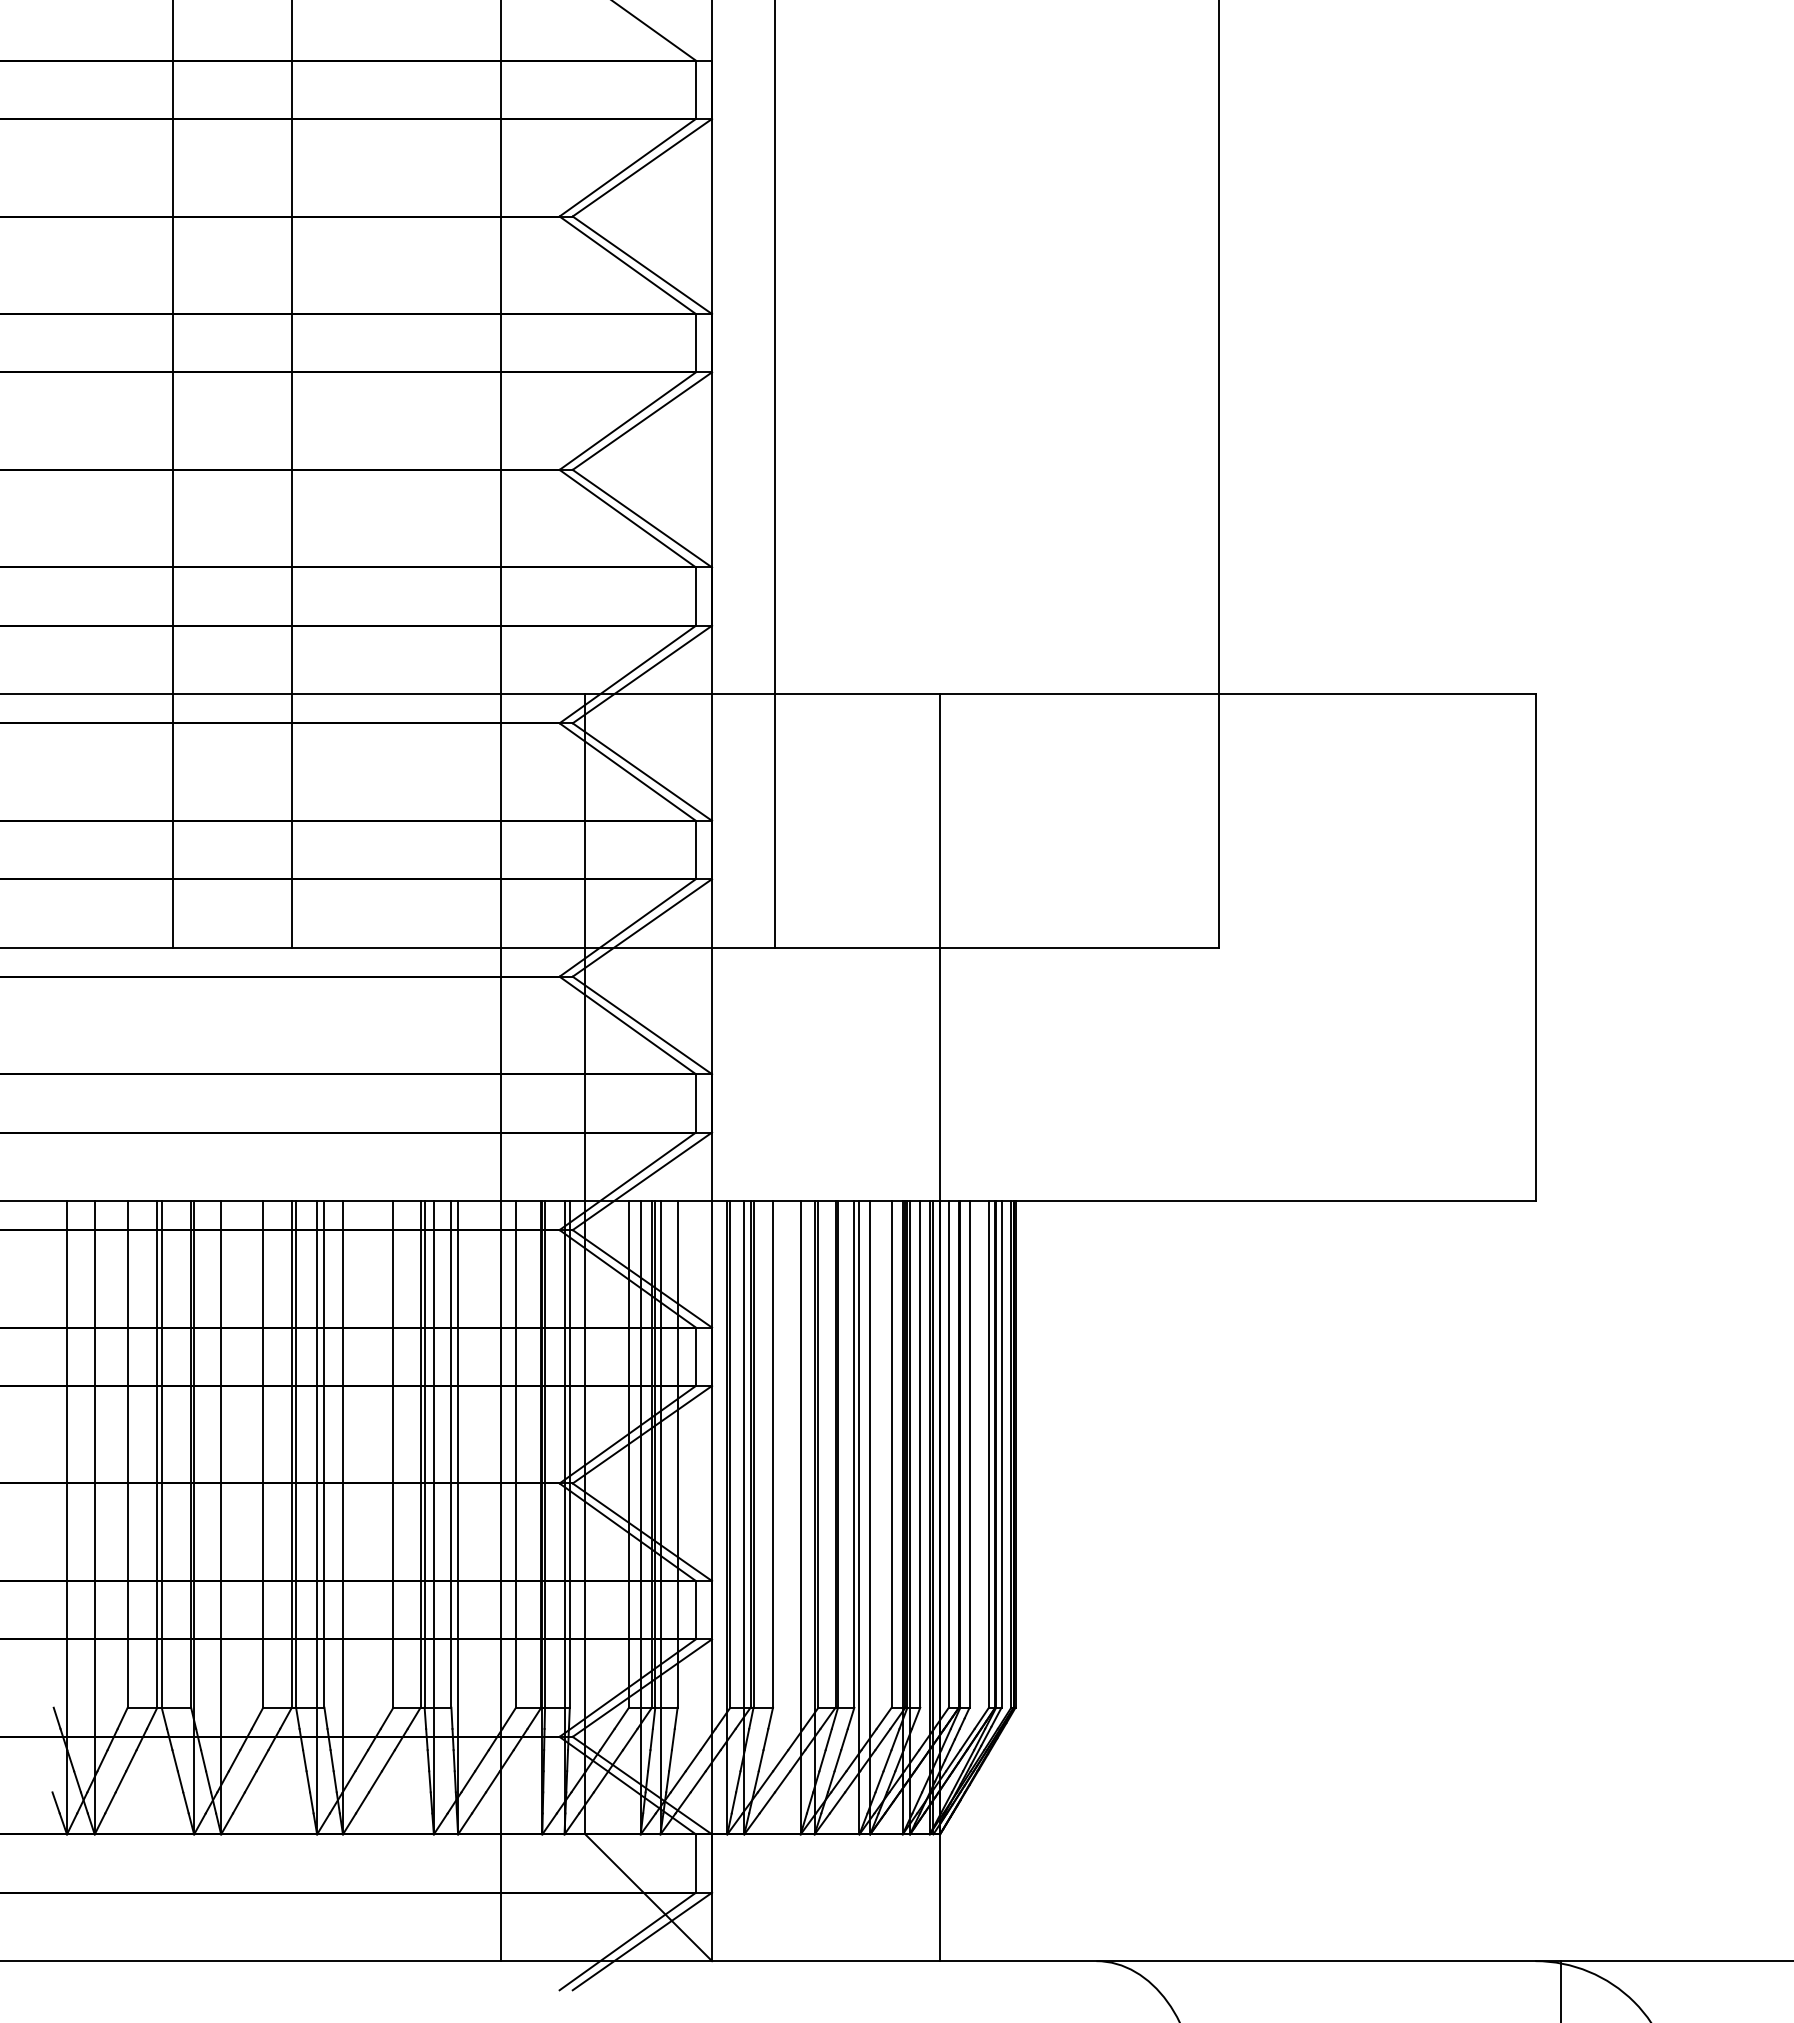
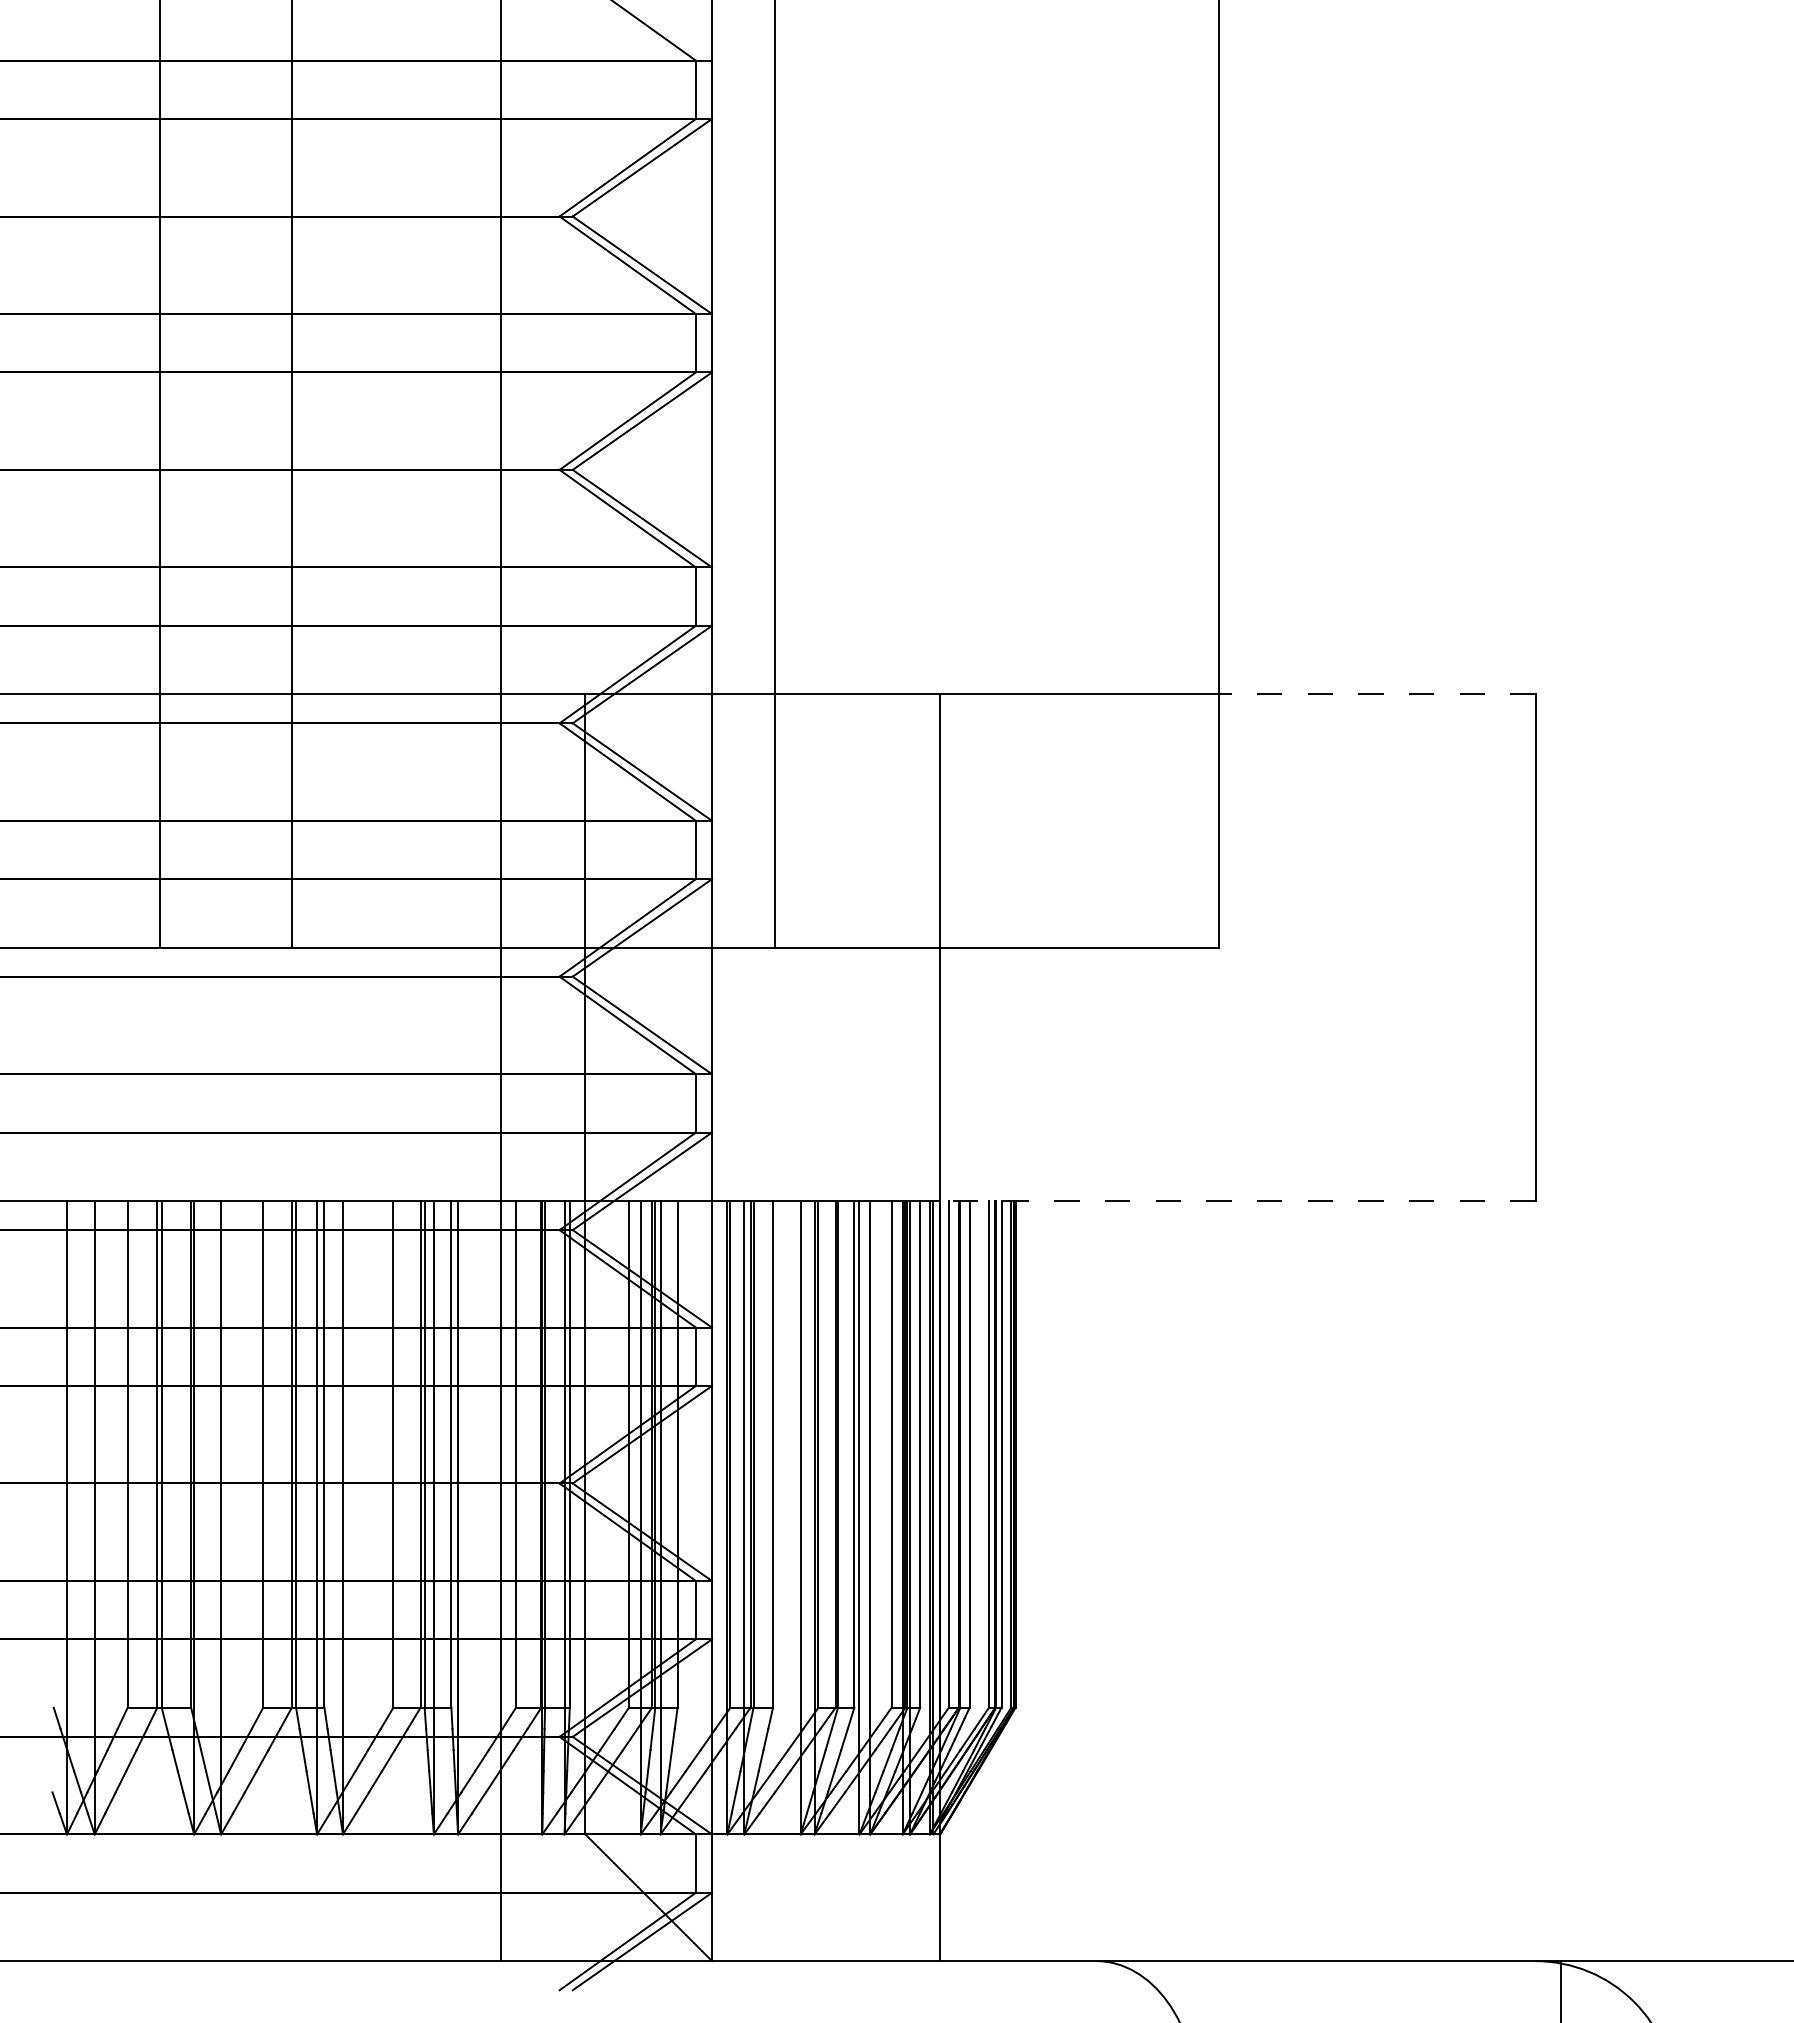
line position: (172, 474) -> (159, 474) (159, 474)
line: solid -> dashed (1376, 694)
line: solid -> dashed (1237, 1200)
